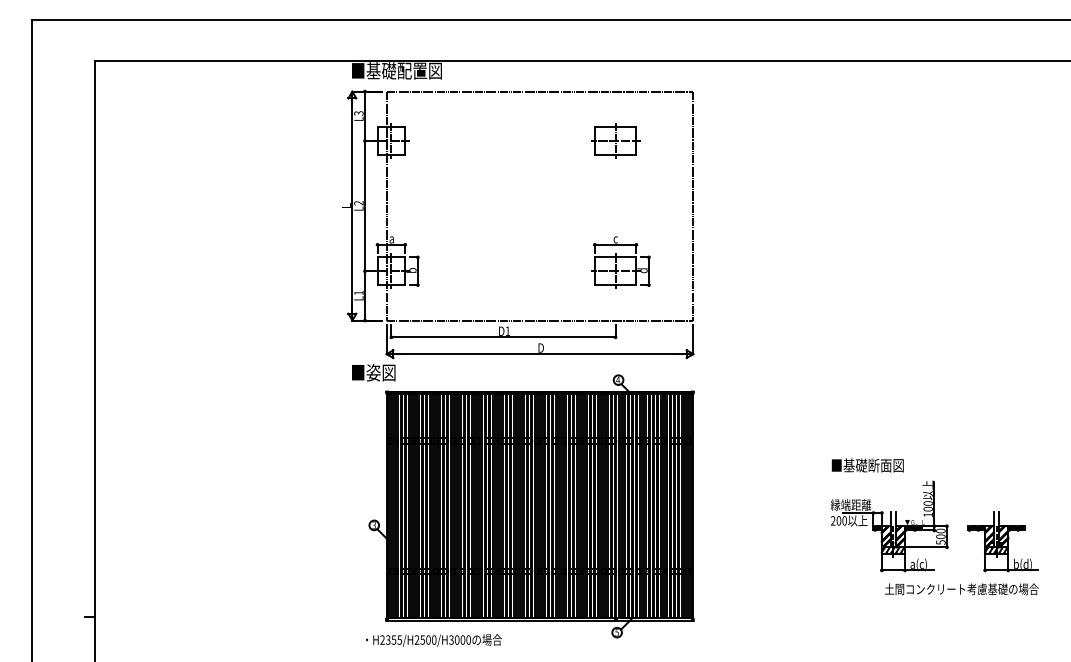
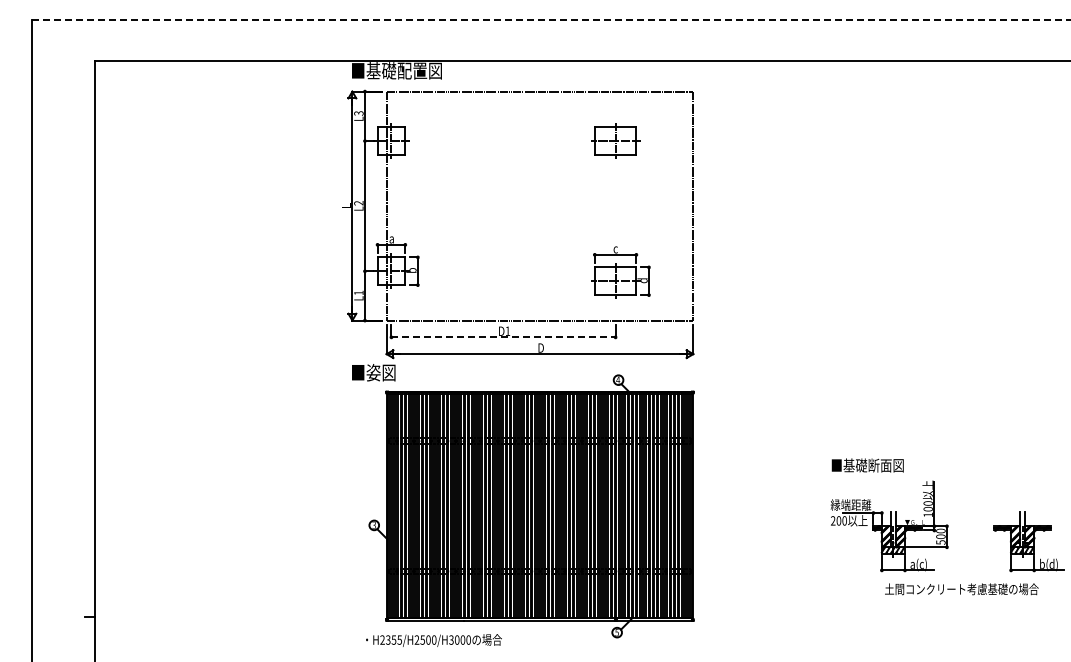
line: solid -> dashed (550, 19)
part position: (620, 262) -> (620, 272) (620, 272)
line: solid -> dashed (504, 337)
part position: (1002, 541) -> (1028, 541) (1028, 541)
